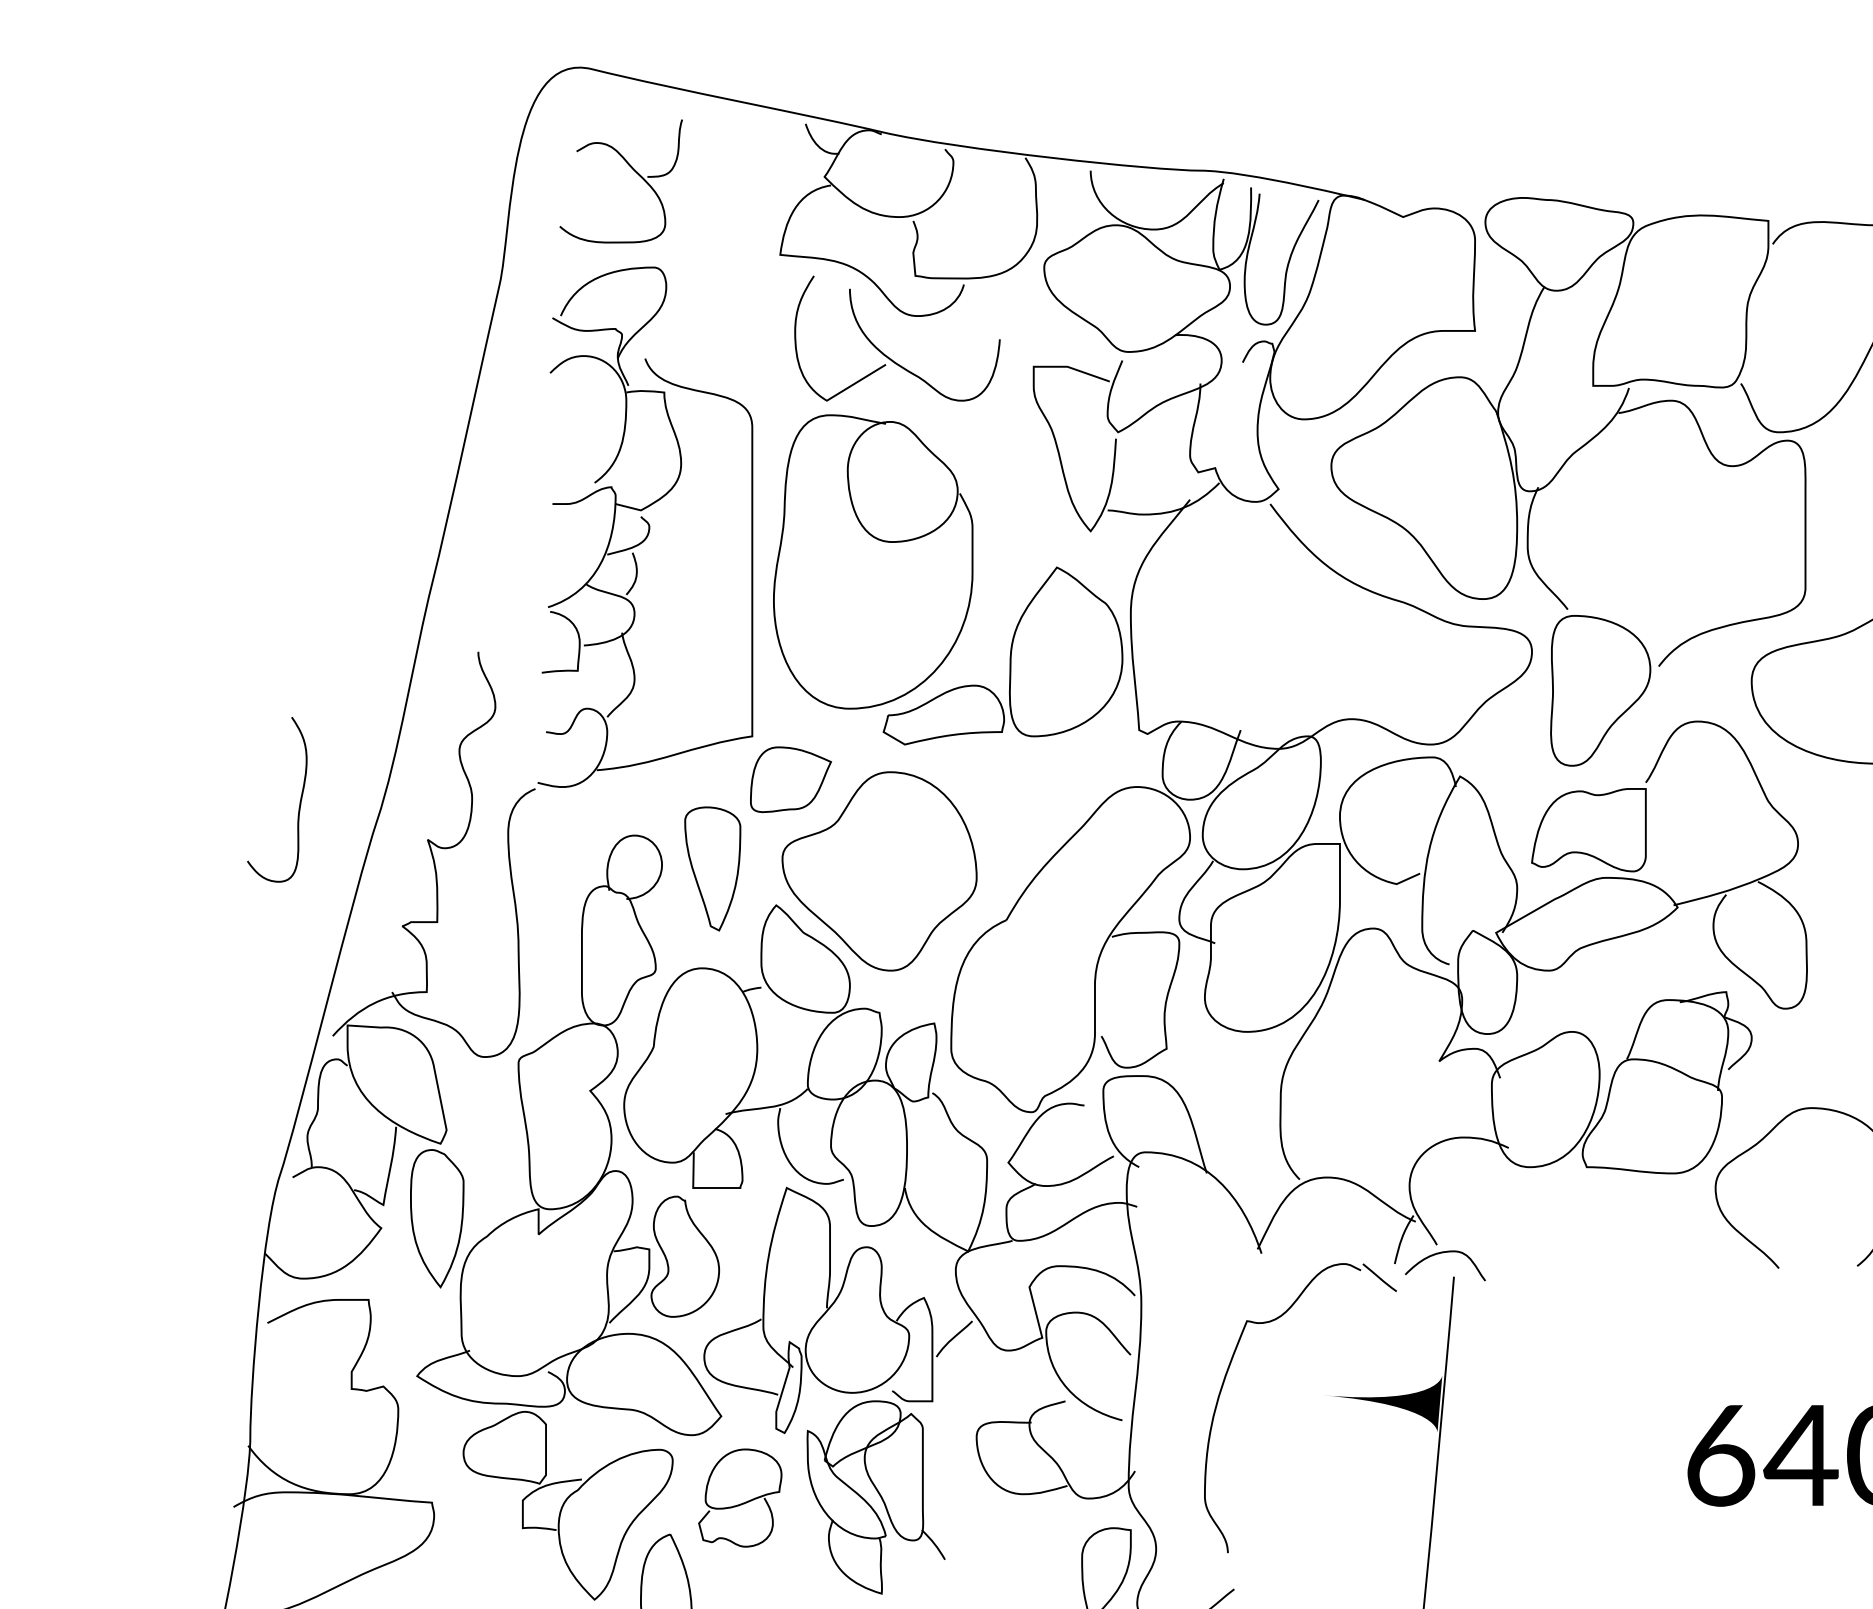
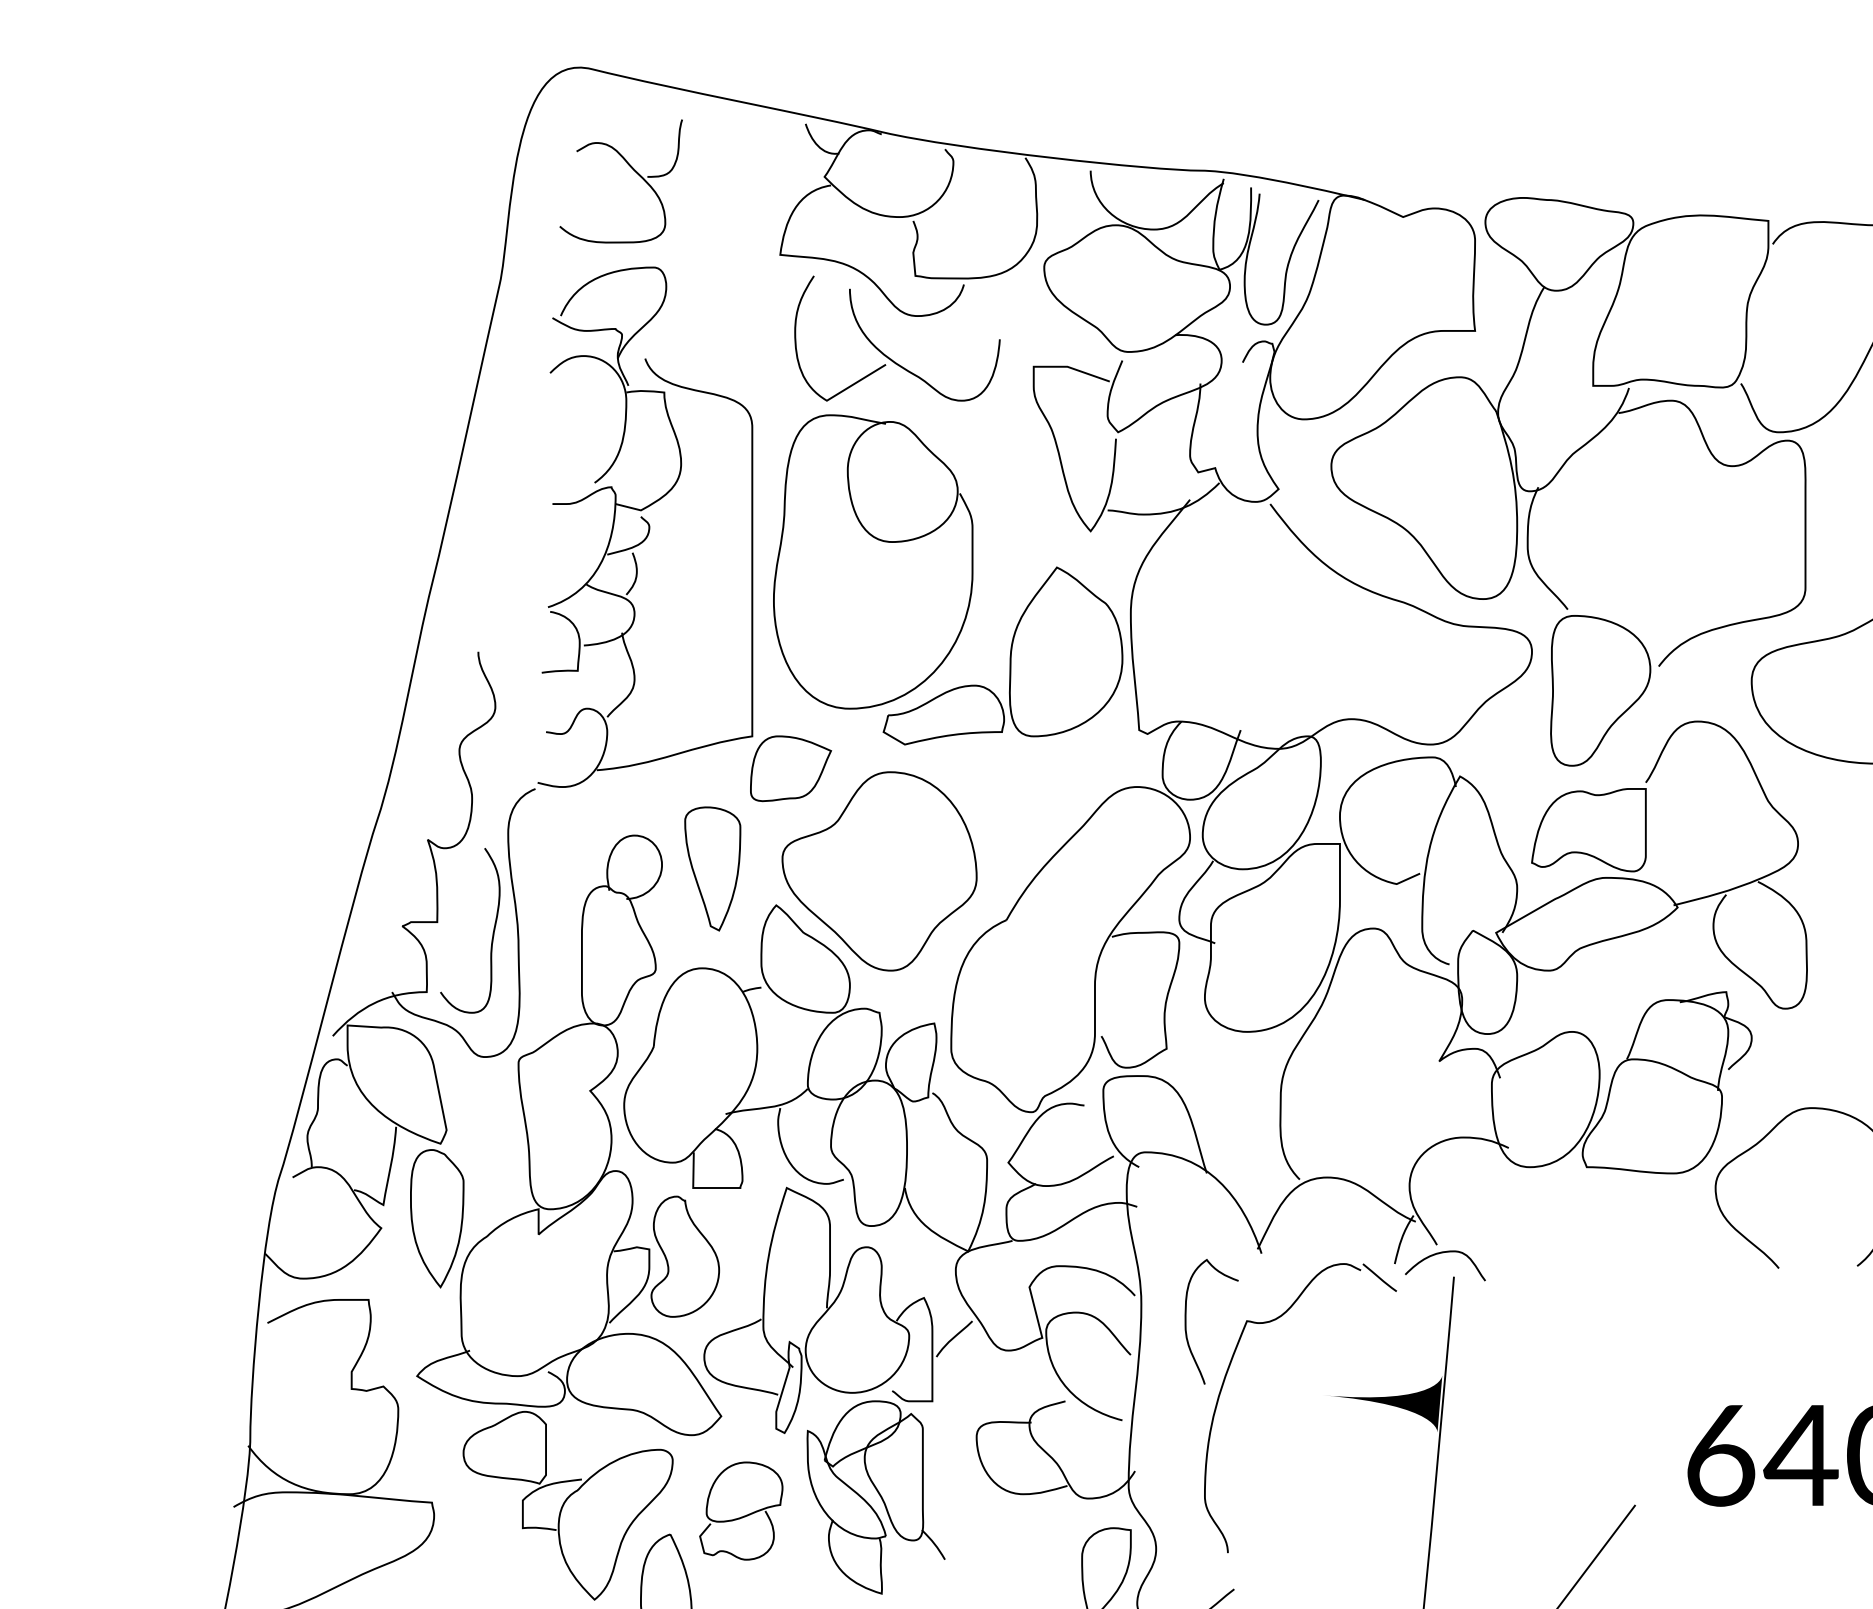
part position: (791, 779) -> (791, 768) (791, 768)
curve position: (299, 801) -> (492, 932) (492, 932)
curve: none -> present (1186, 1321)
part position: (740, 1497) -> (741, 1510) (741, 1510)
line: none -> present (1596, 1555)
